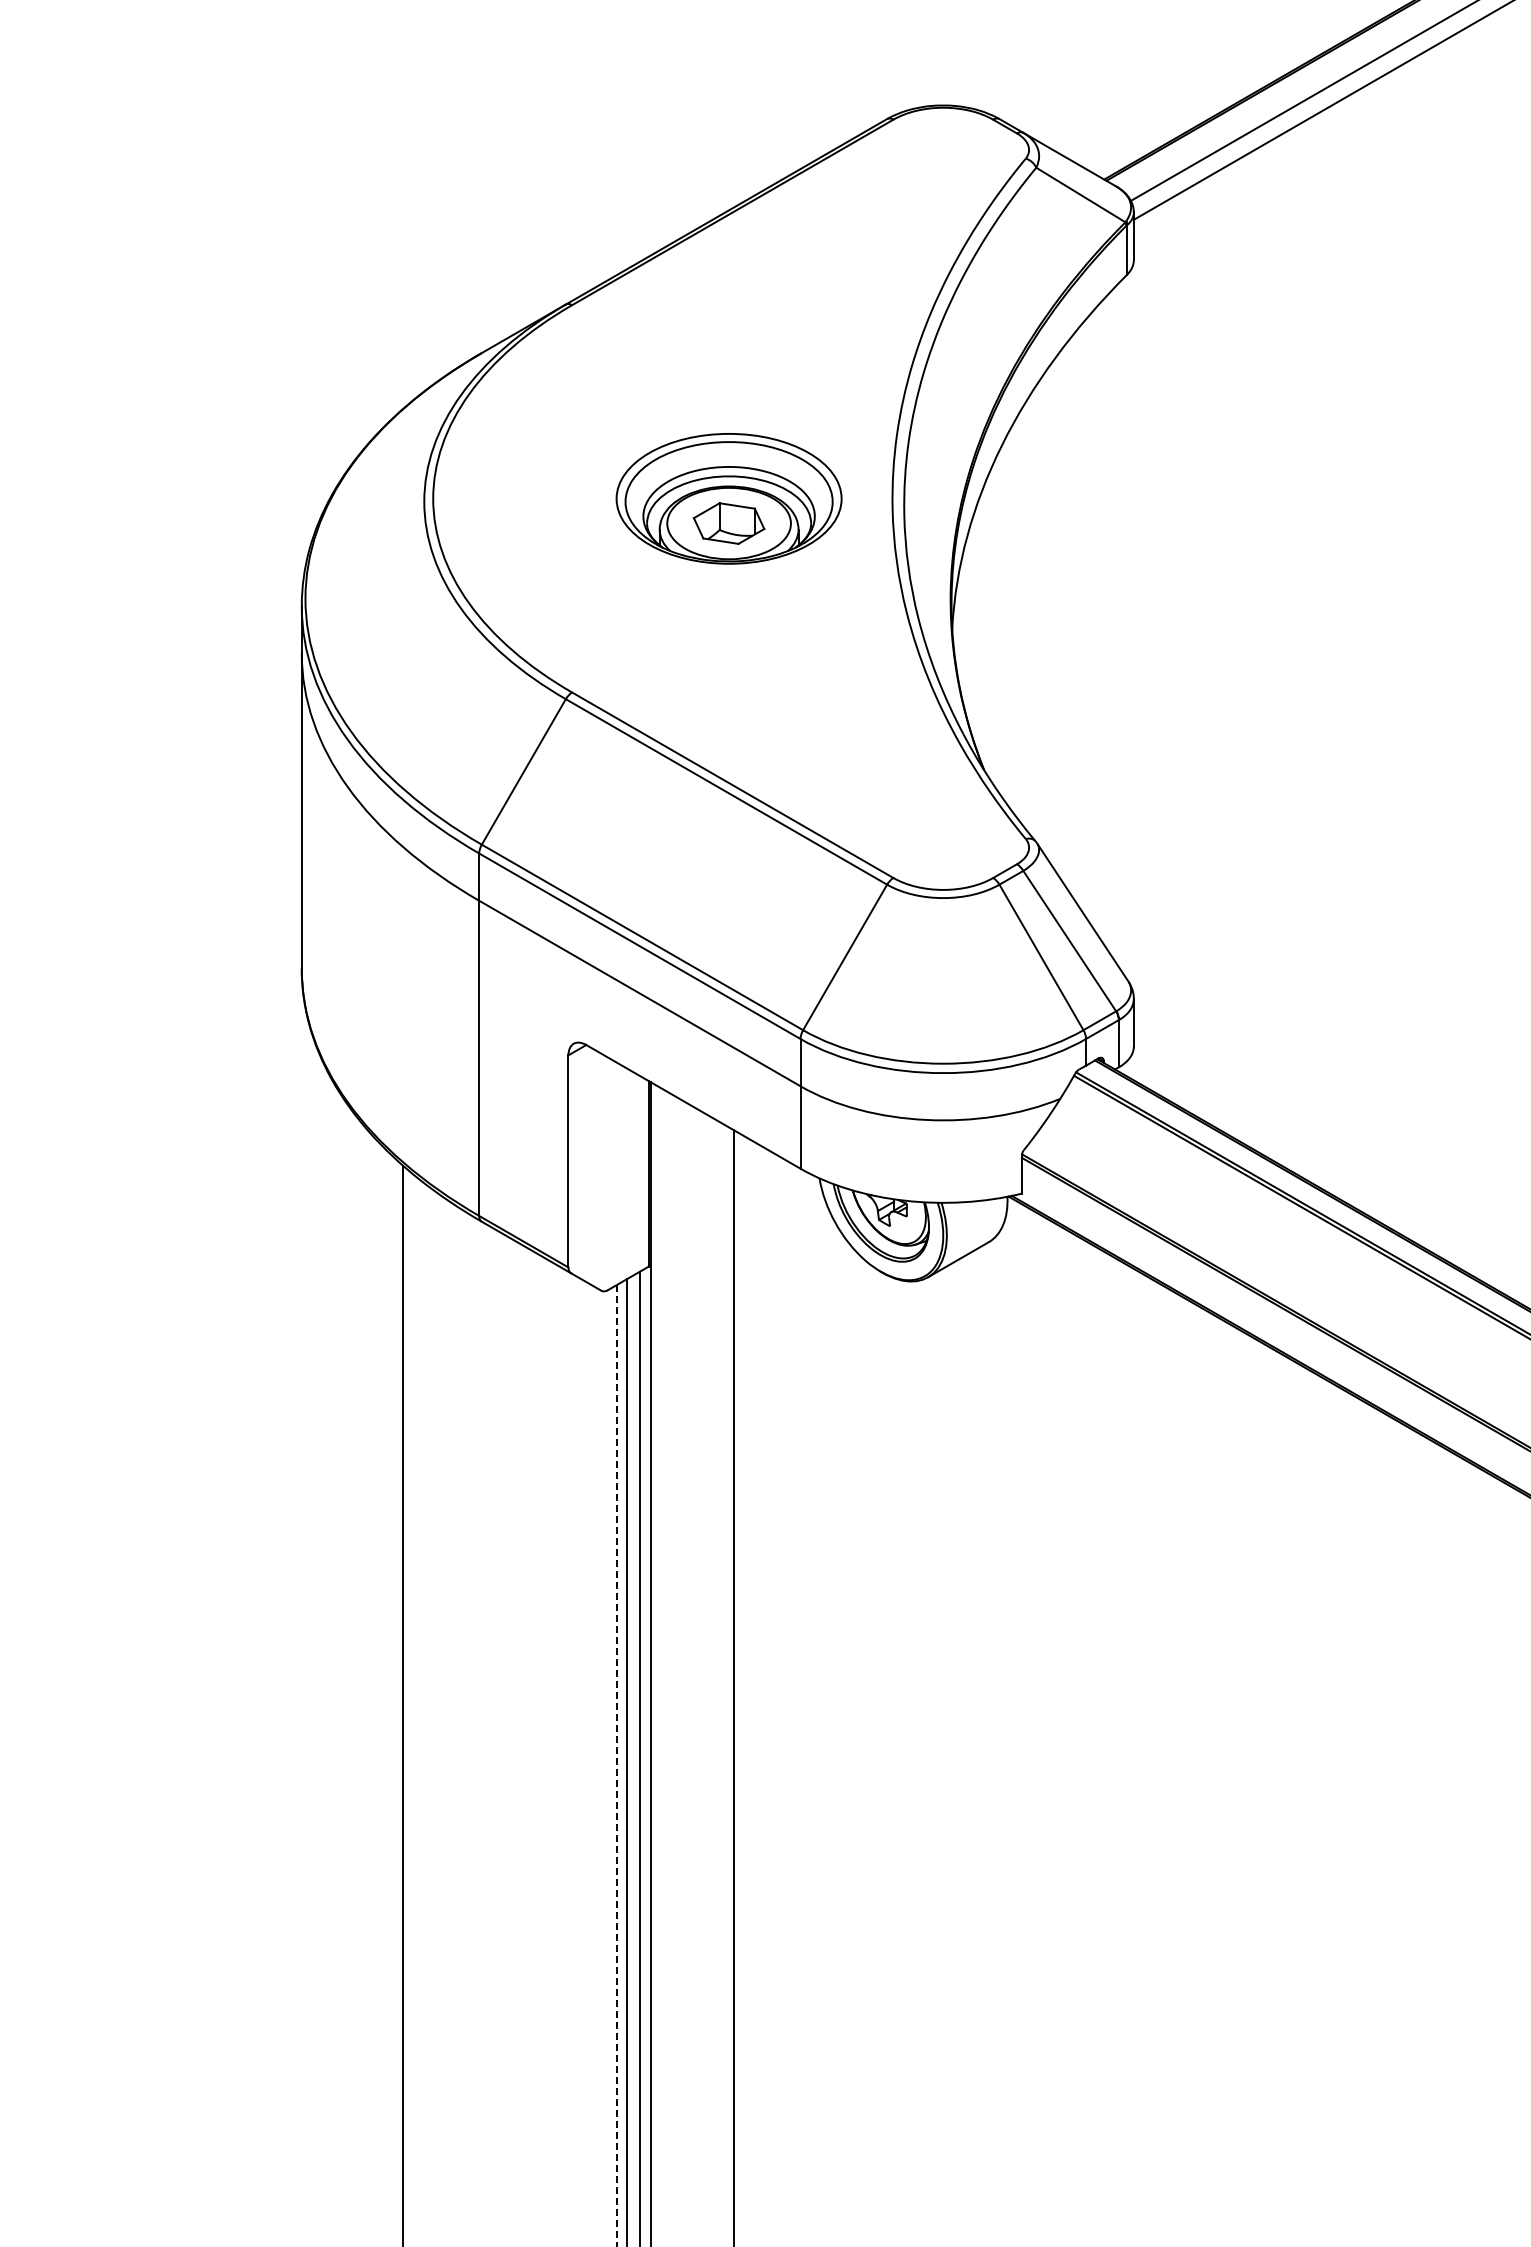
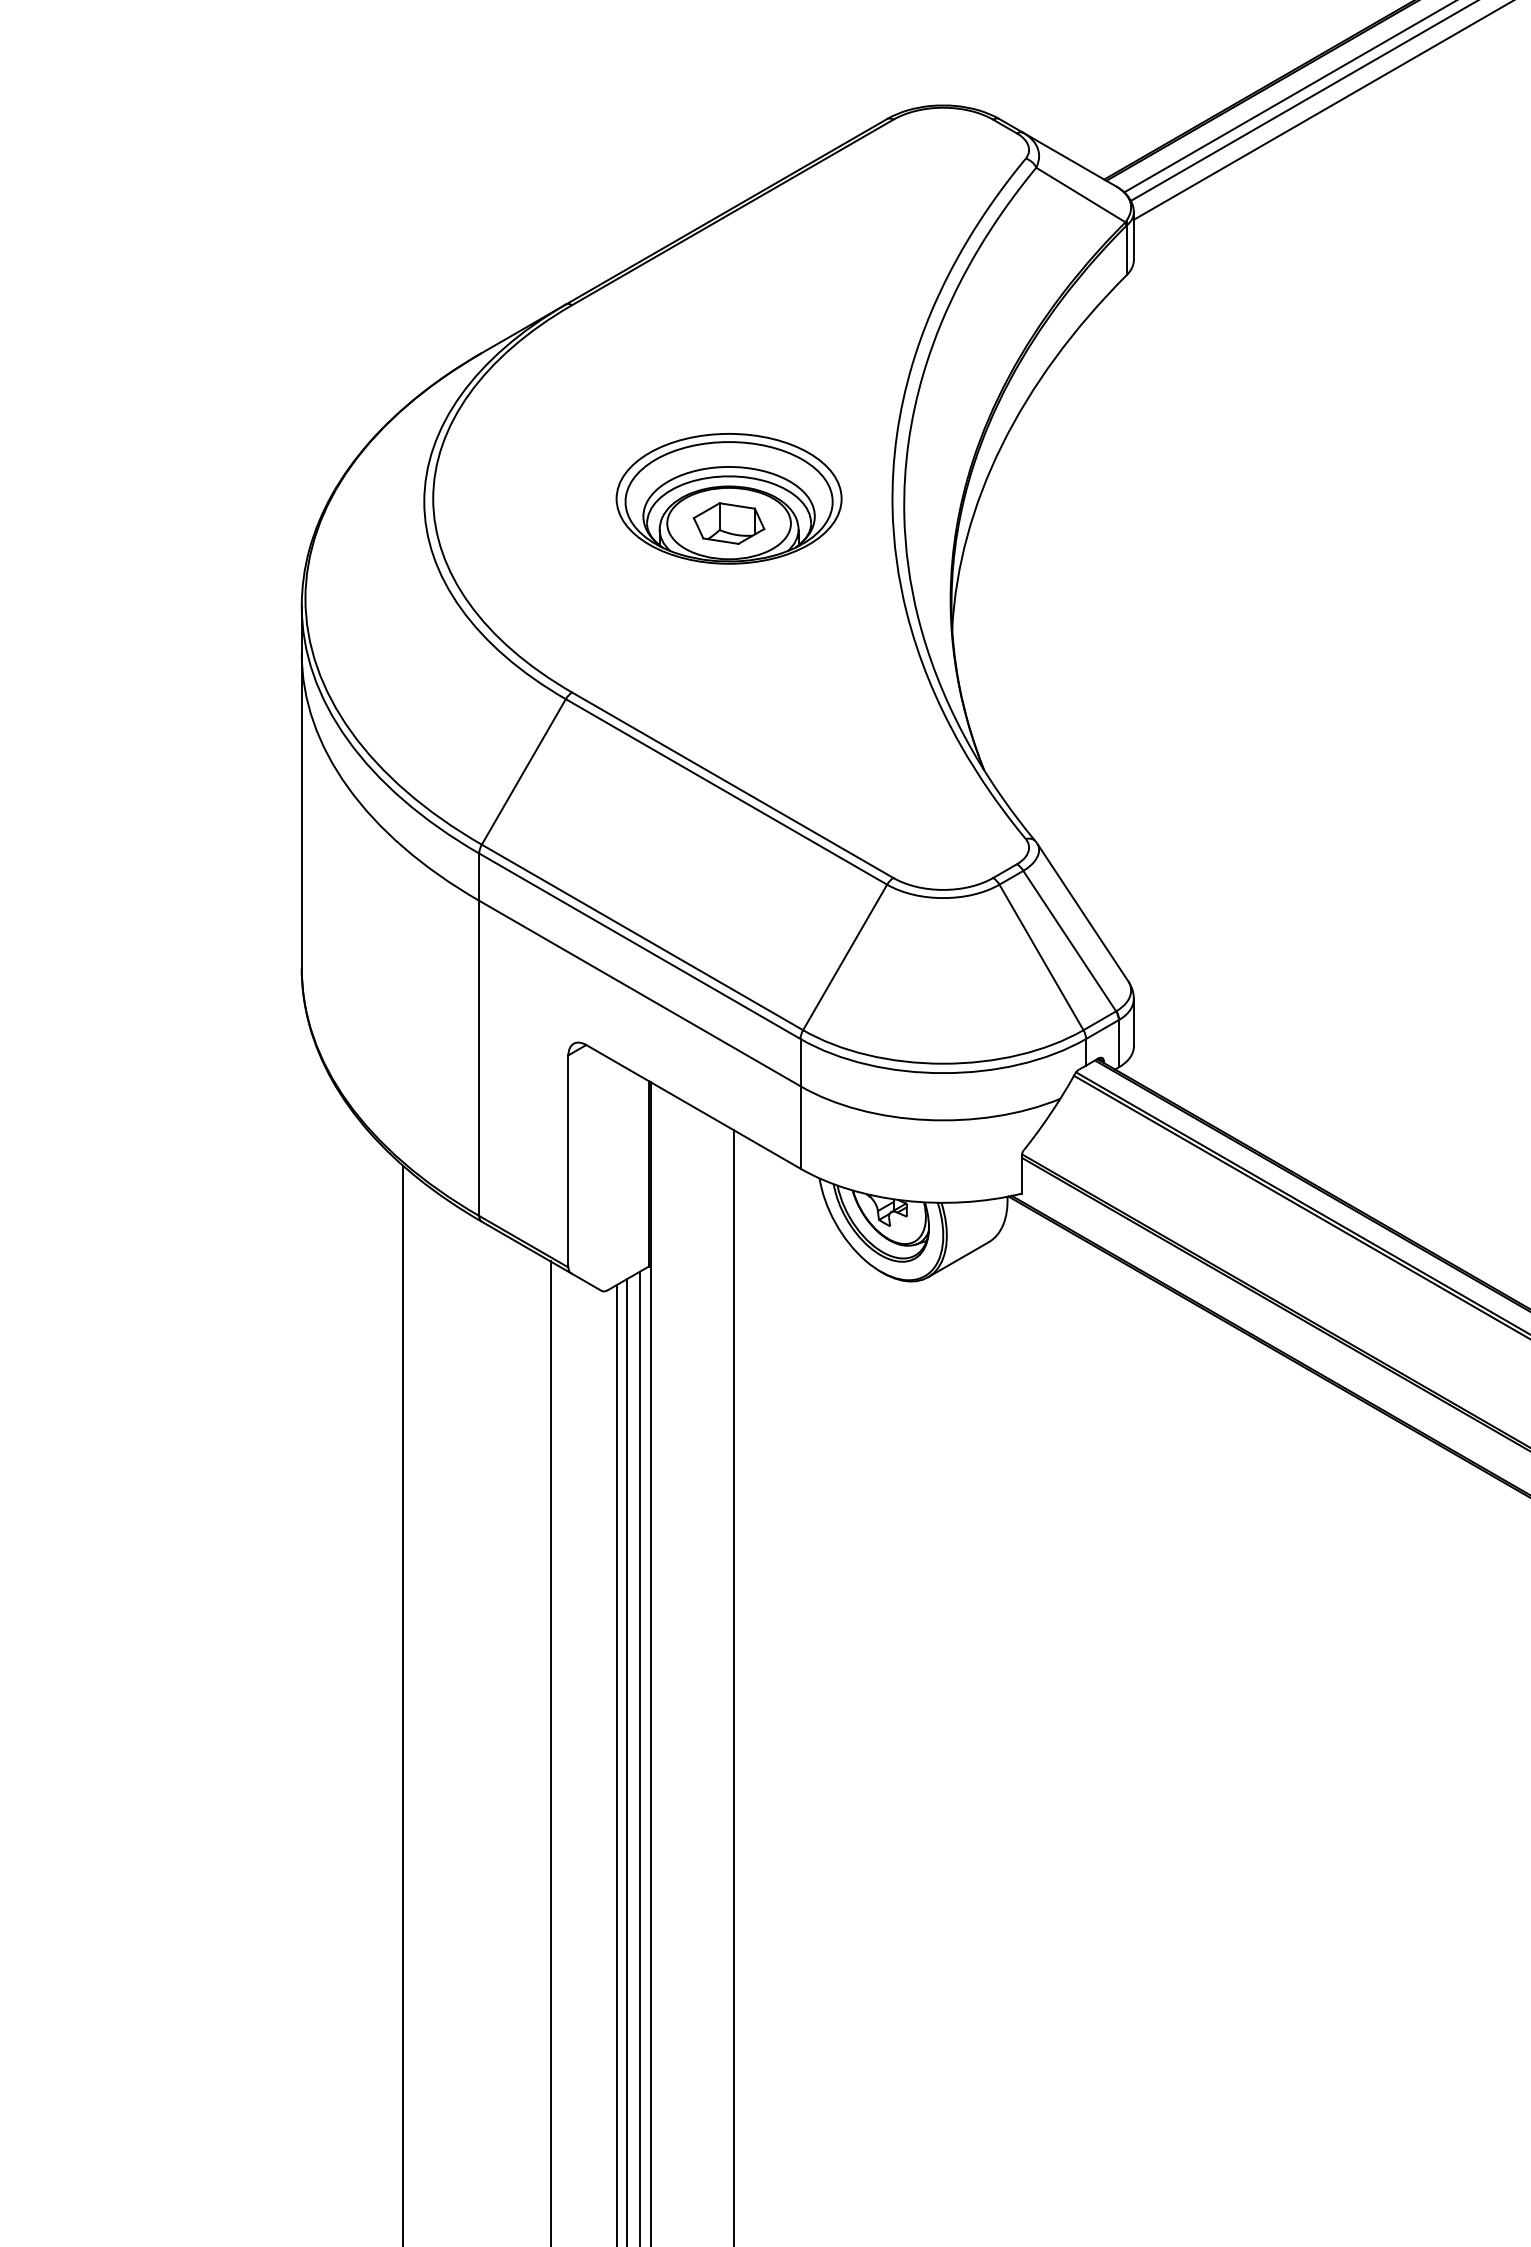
line: none -> present (1288, 97)
line: none -> present (550, 1752)
line: dashed -> solid (616, 1765)
